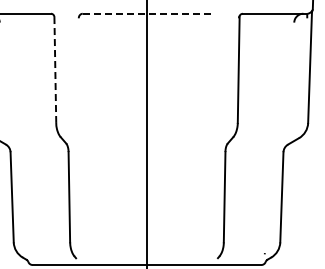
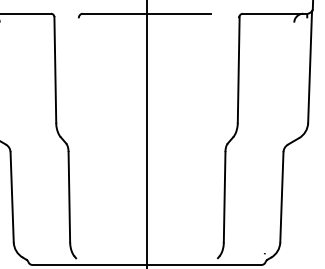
line: dashed -> solid (147, 13)
line: dashed -> solid (55, 69)
